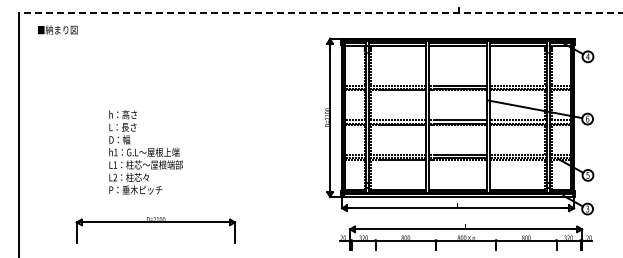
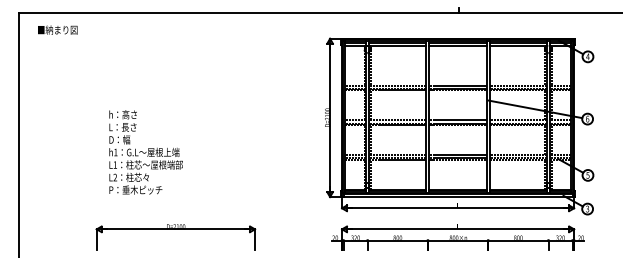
line: dashed -> solid (320, 13)
part position: (155, 222) -> (175, 229) (175, 229)
part position: (465, 237) -> (457, 237) (457, 237)
